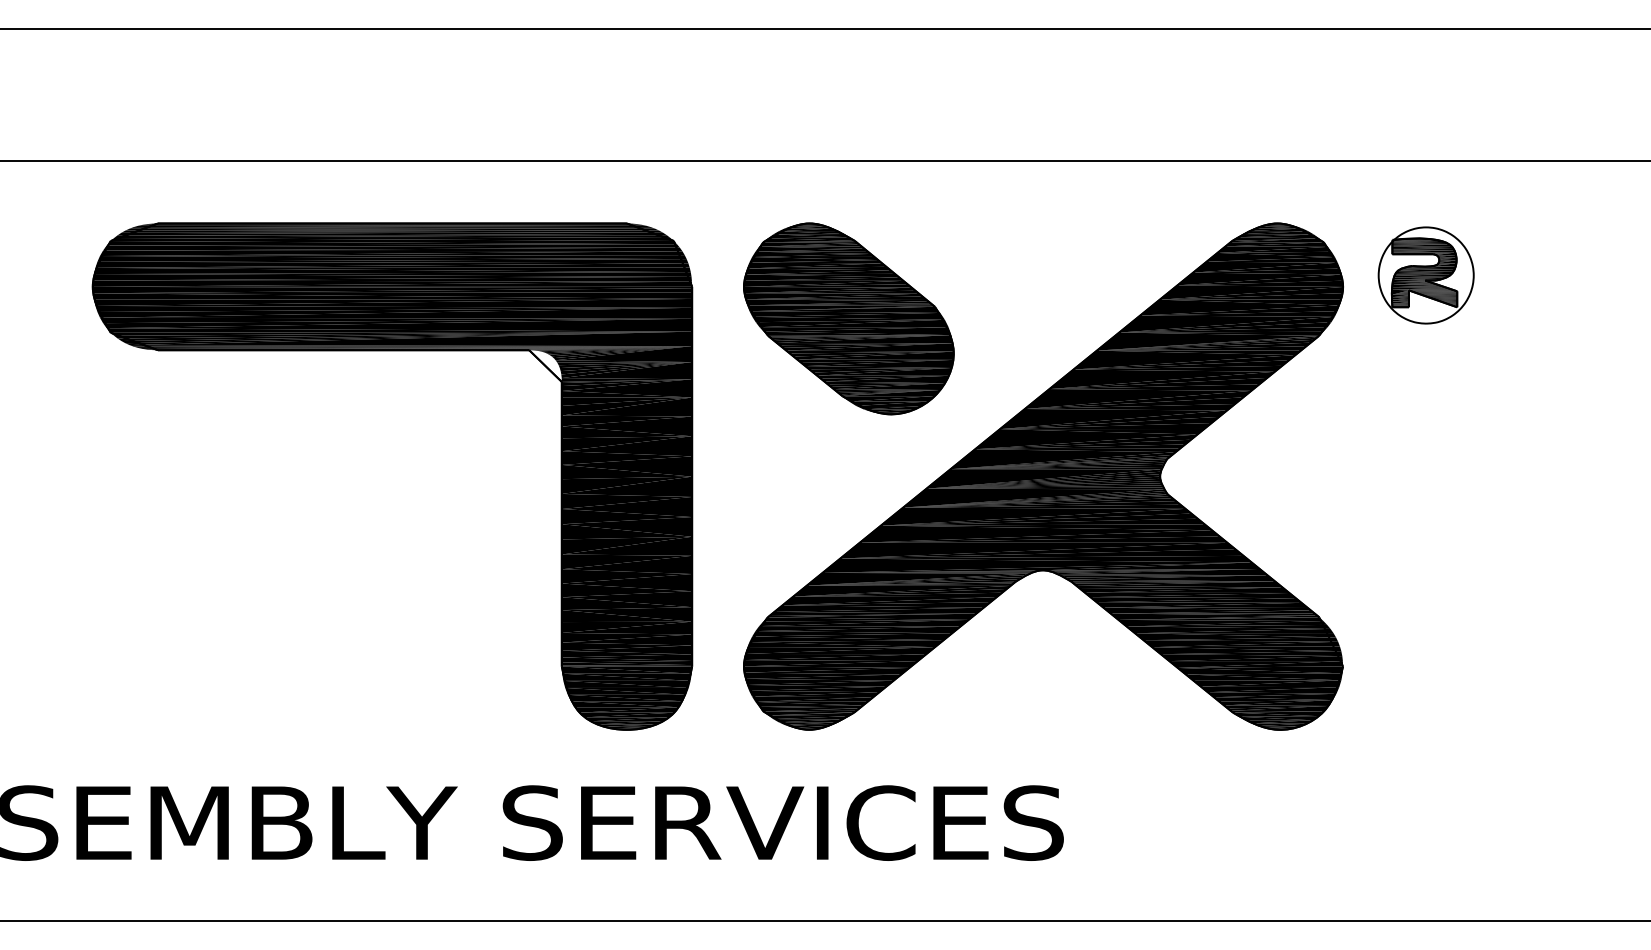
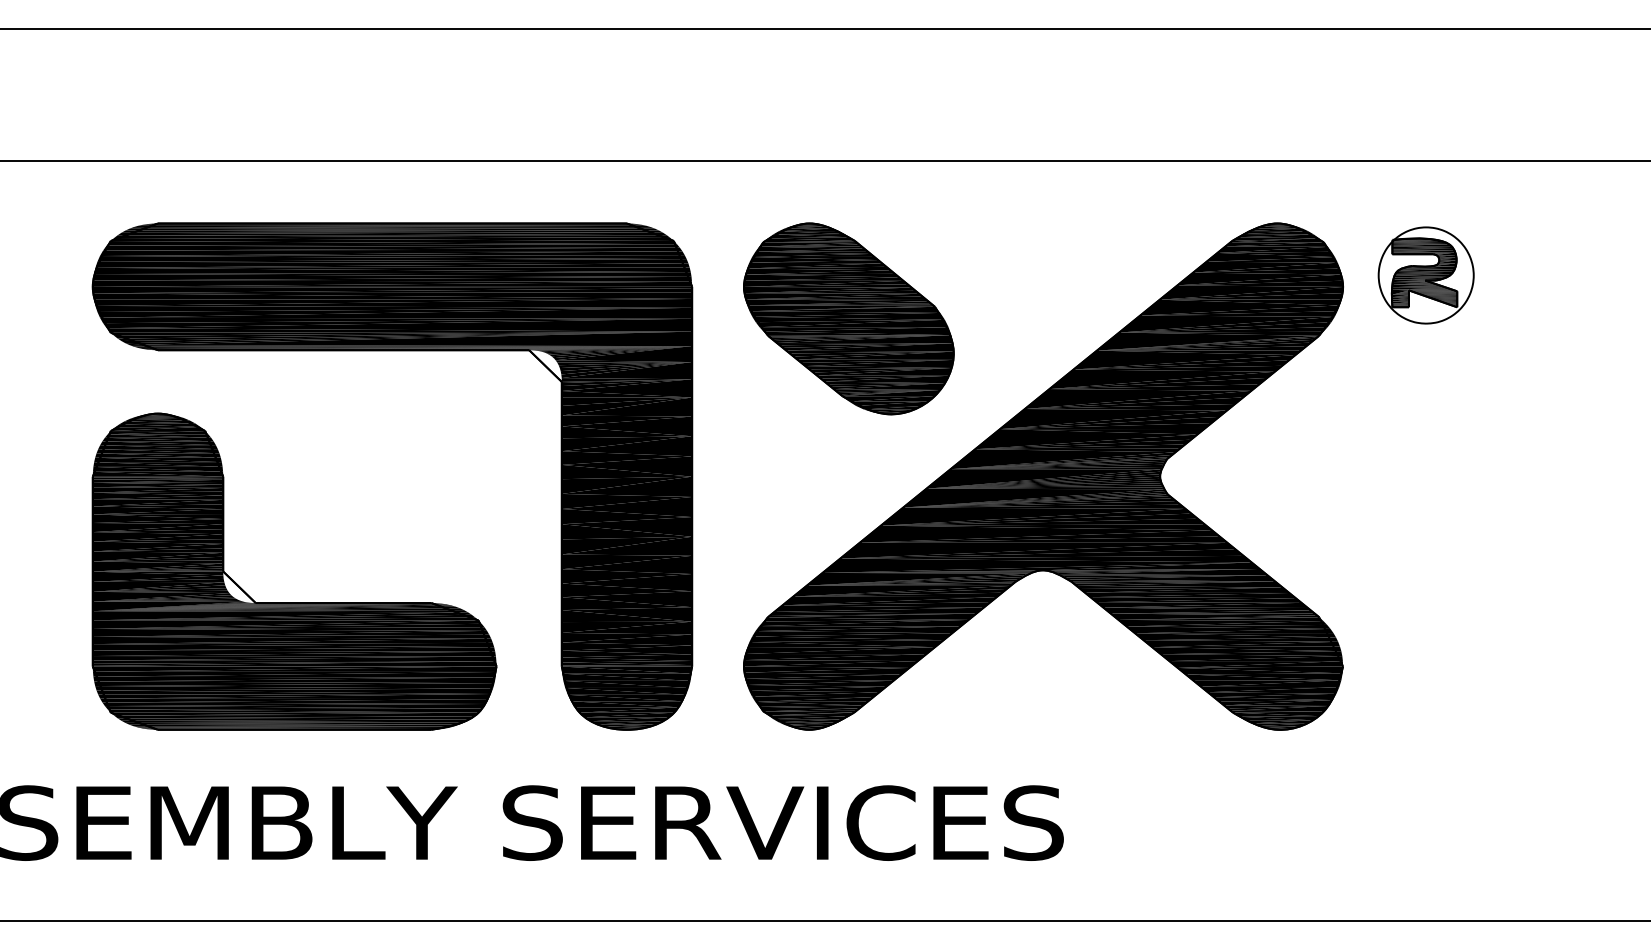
part: none -> present (294, 602)
